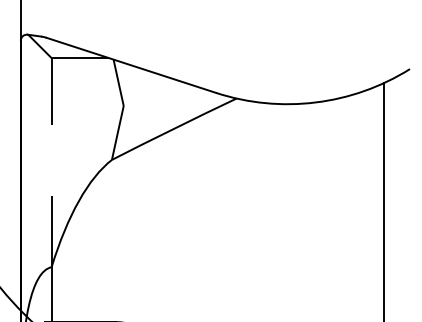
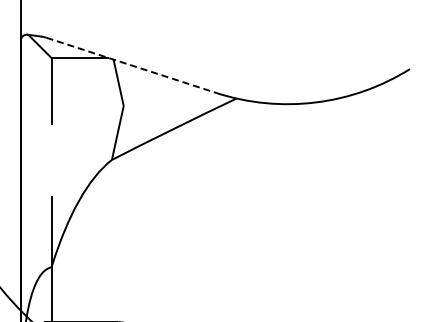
line: solid -> dashed (131, 65)
line: present -> none (384, 200)
